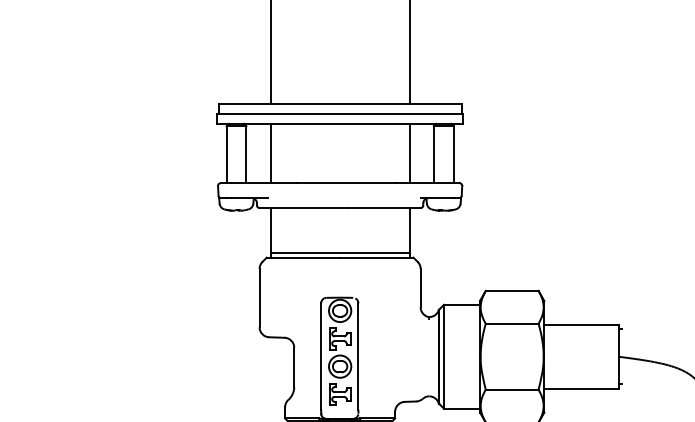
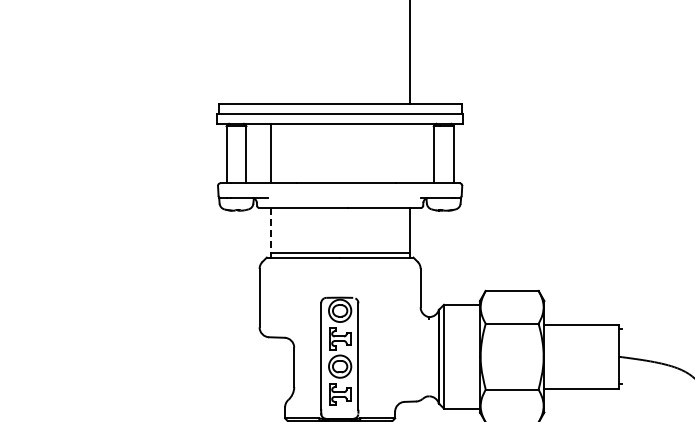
line: present -> none (270, 53)
line: present -> none (409, 153)
line: solid -> dashed (270, 231)
